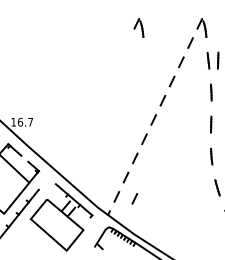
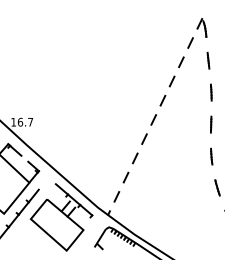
part: present -> none (138, 27)
line: present -> none (218, 60)
line: present -> none (134, 198)
